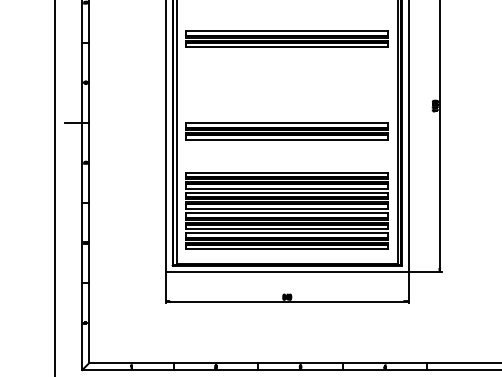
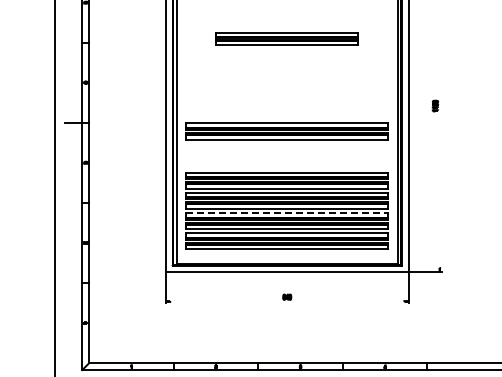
part size: 204x18 px -> 144x14 px (286, 38)
line: present -> none (439, 135)
line: solid -> dashed (287, 213)
line: present -> none (287, 301)
